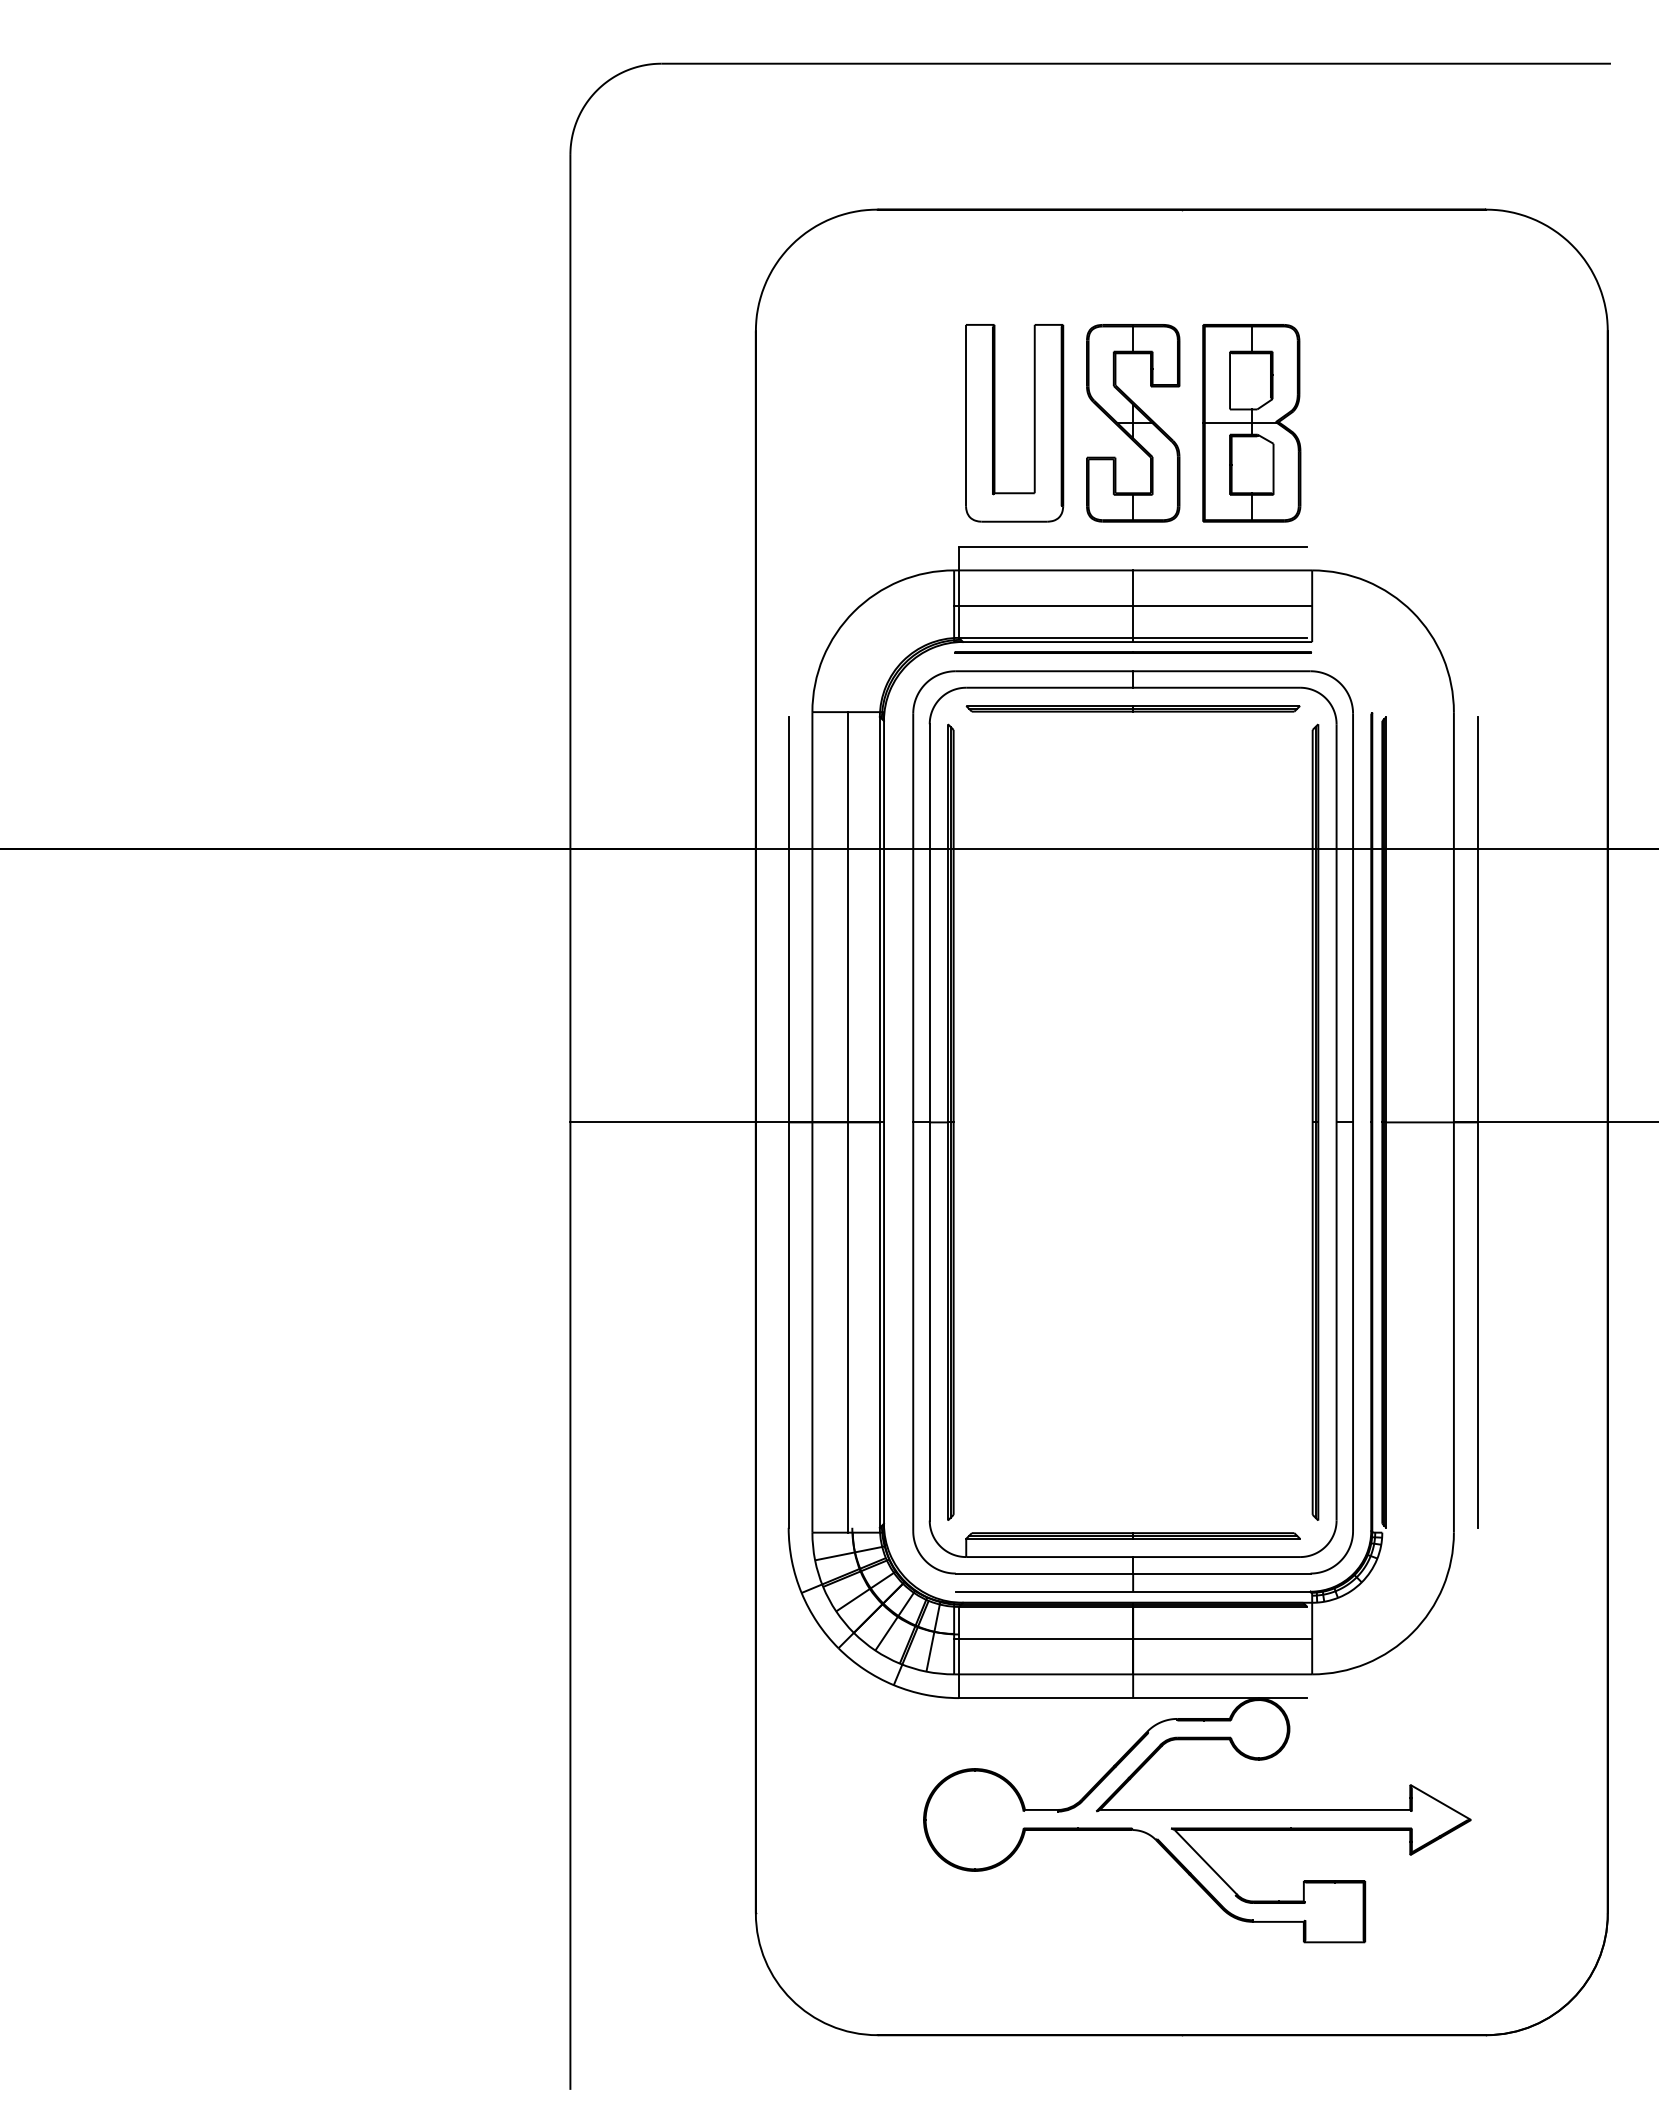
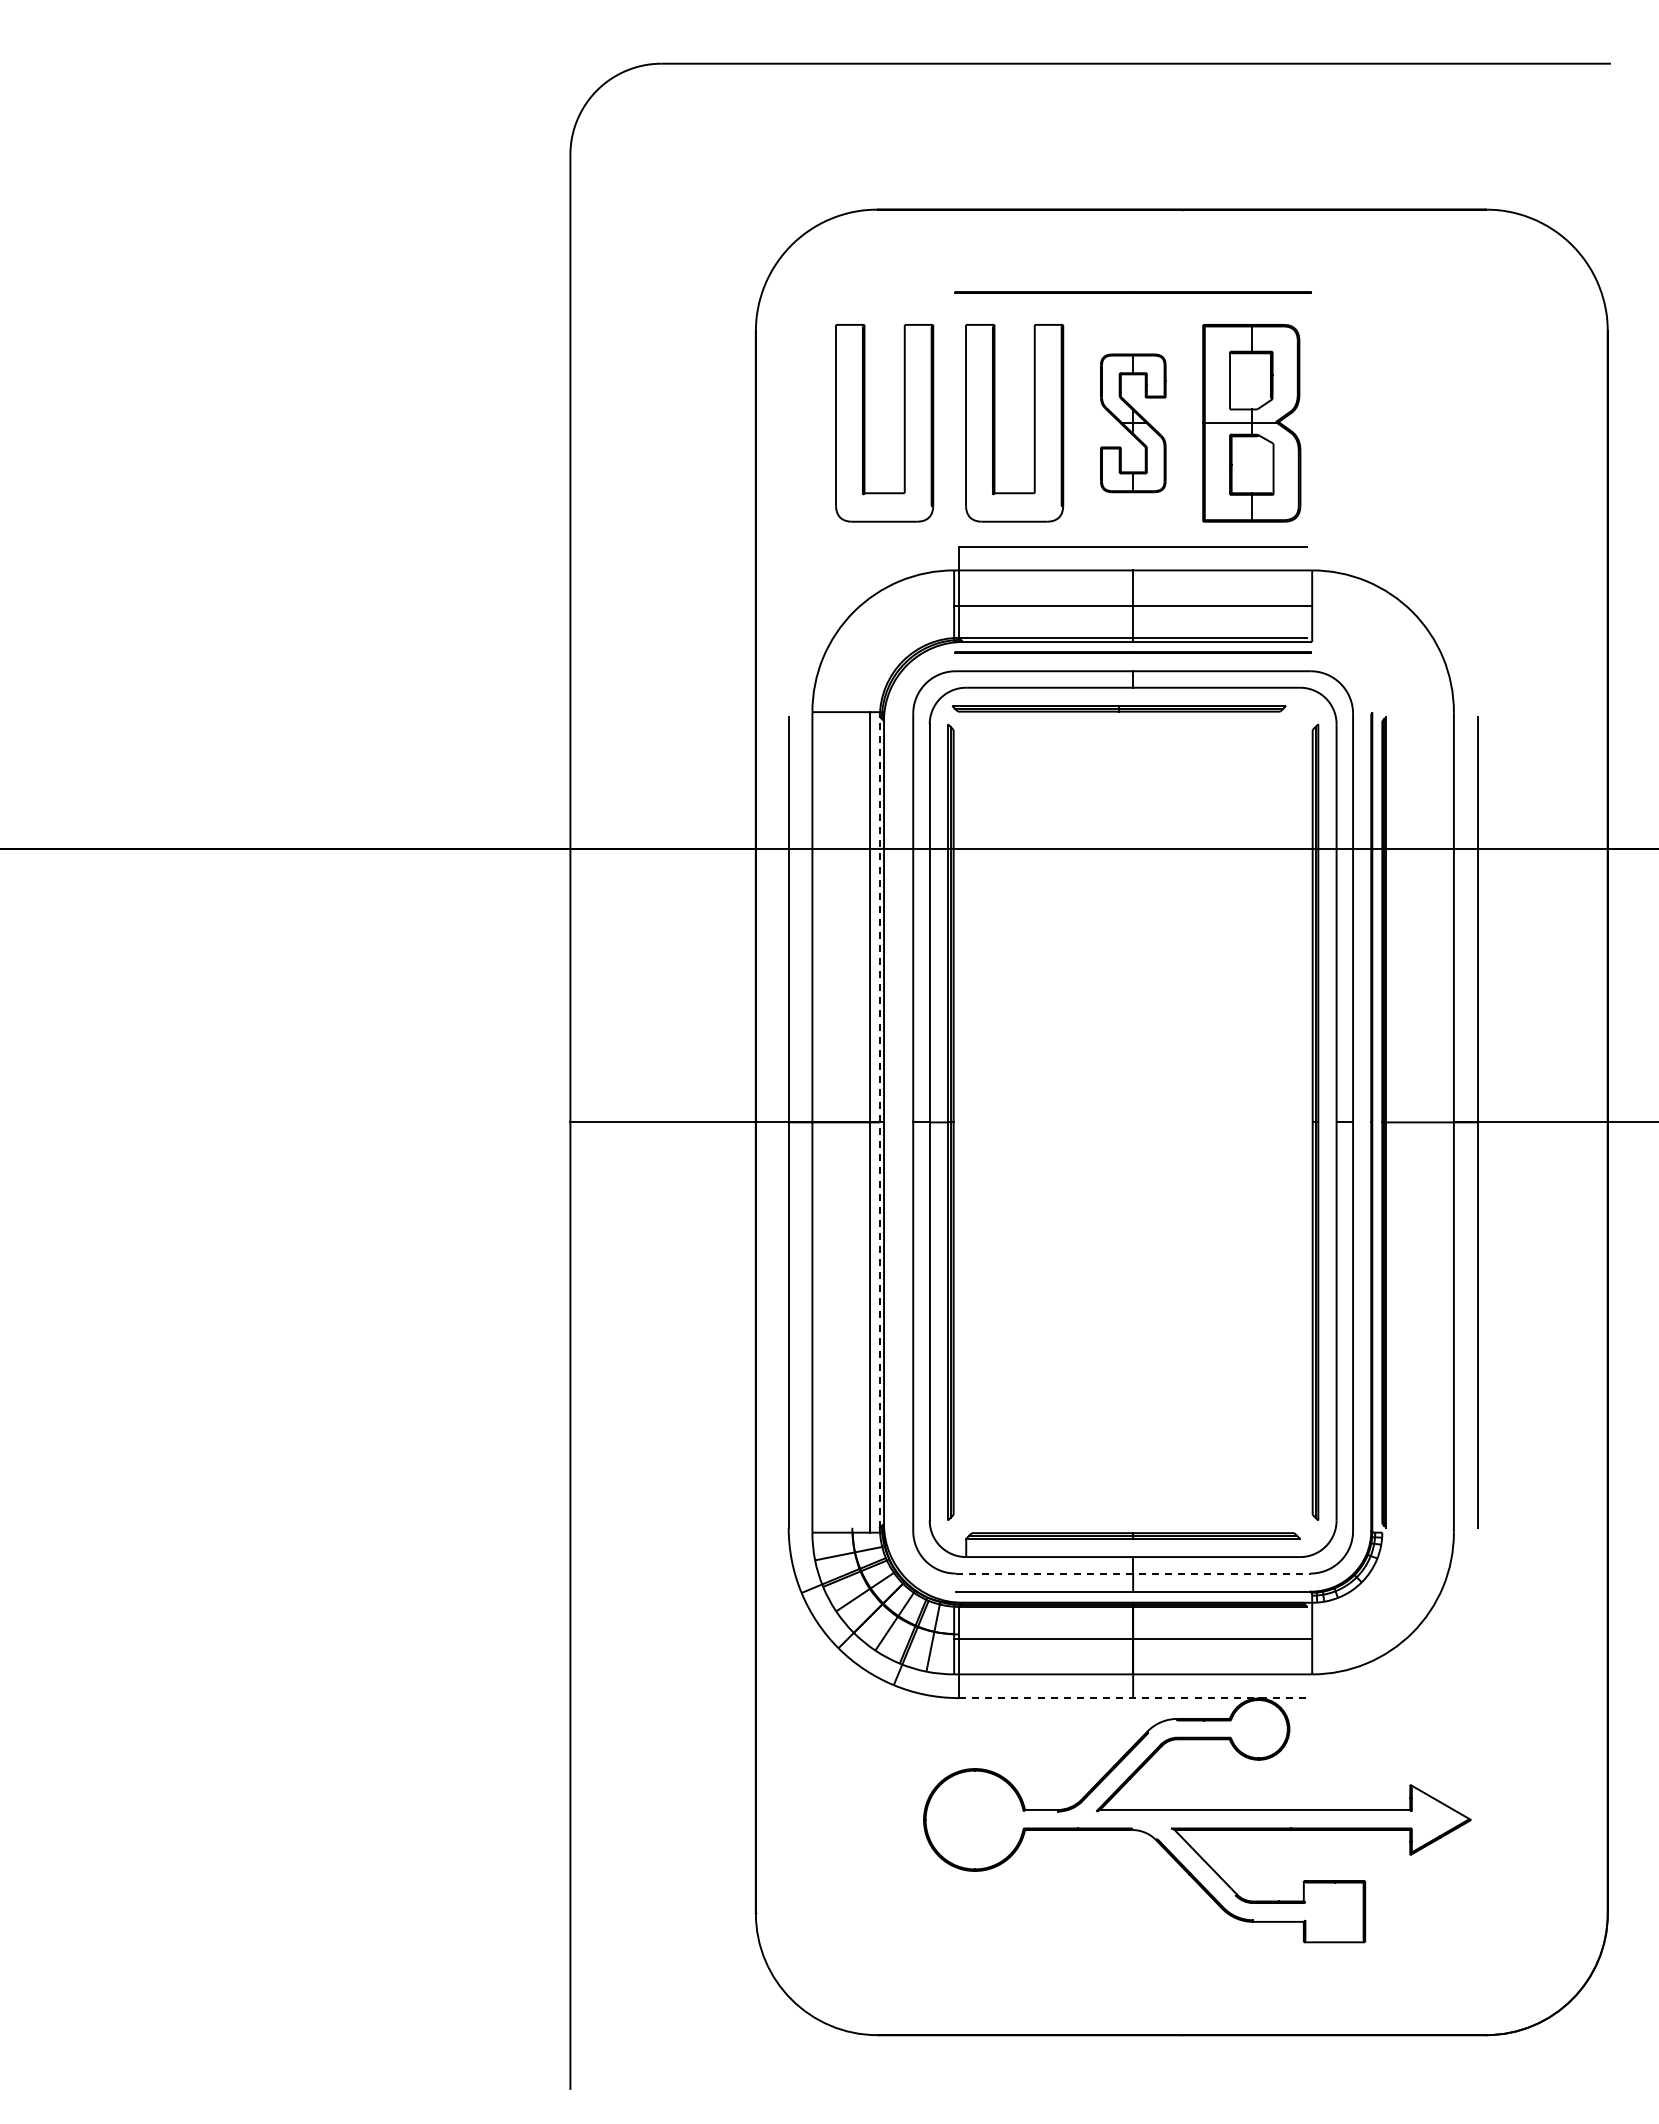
line: none -> present (1132, 292)
part: none -> present (865, 423)
part size: 95x199 px -> 67x141 px (1133, 423)
part position: (1132, 708) -> (1118, 708) (1118, 708)
line: solid -> dashed (879, 1121)
line position: (848, 1122) -> (870, 1122) (870, 1122)
line: solid -> dashed (1133, 1573)
line: solid -> dashed (1133, 1698)
